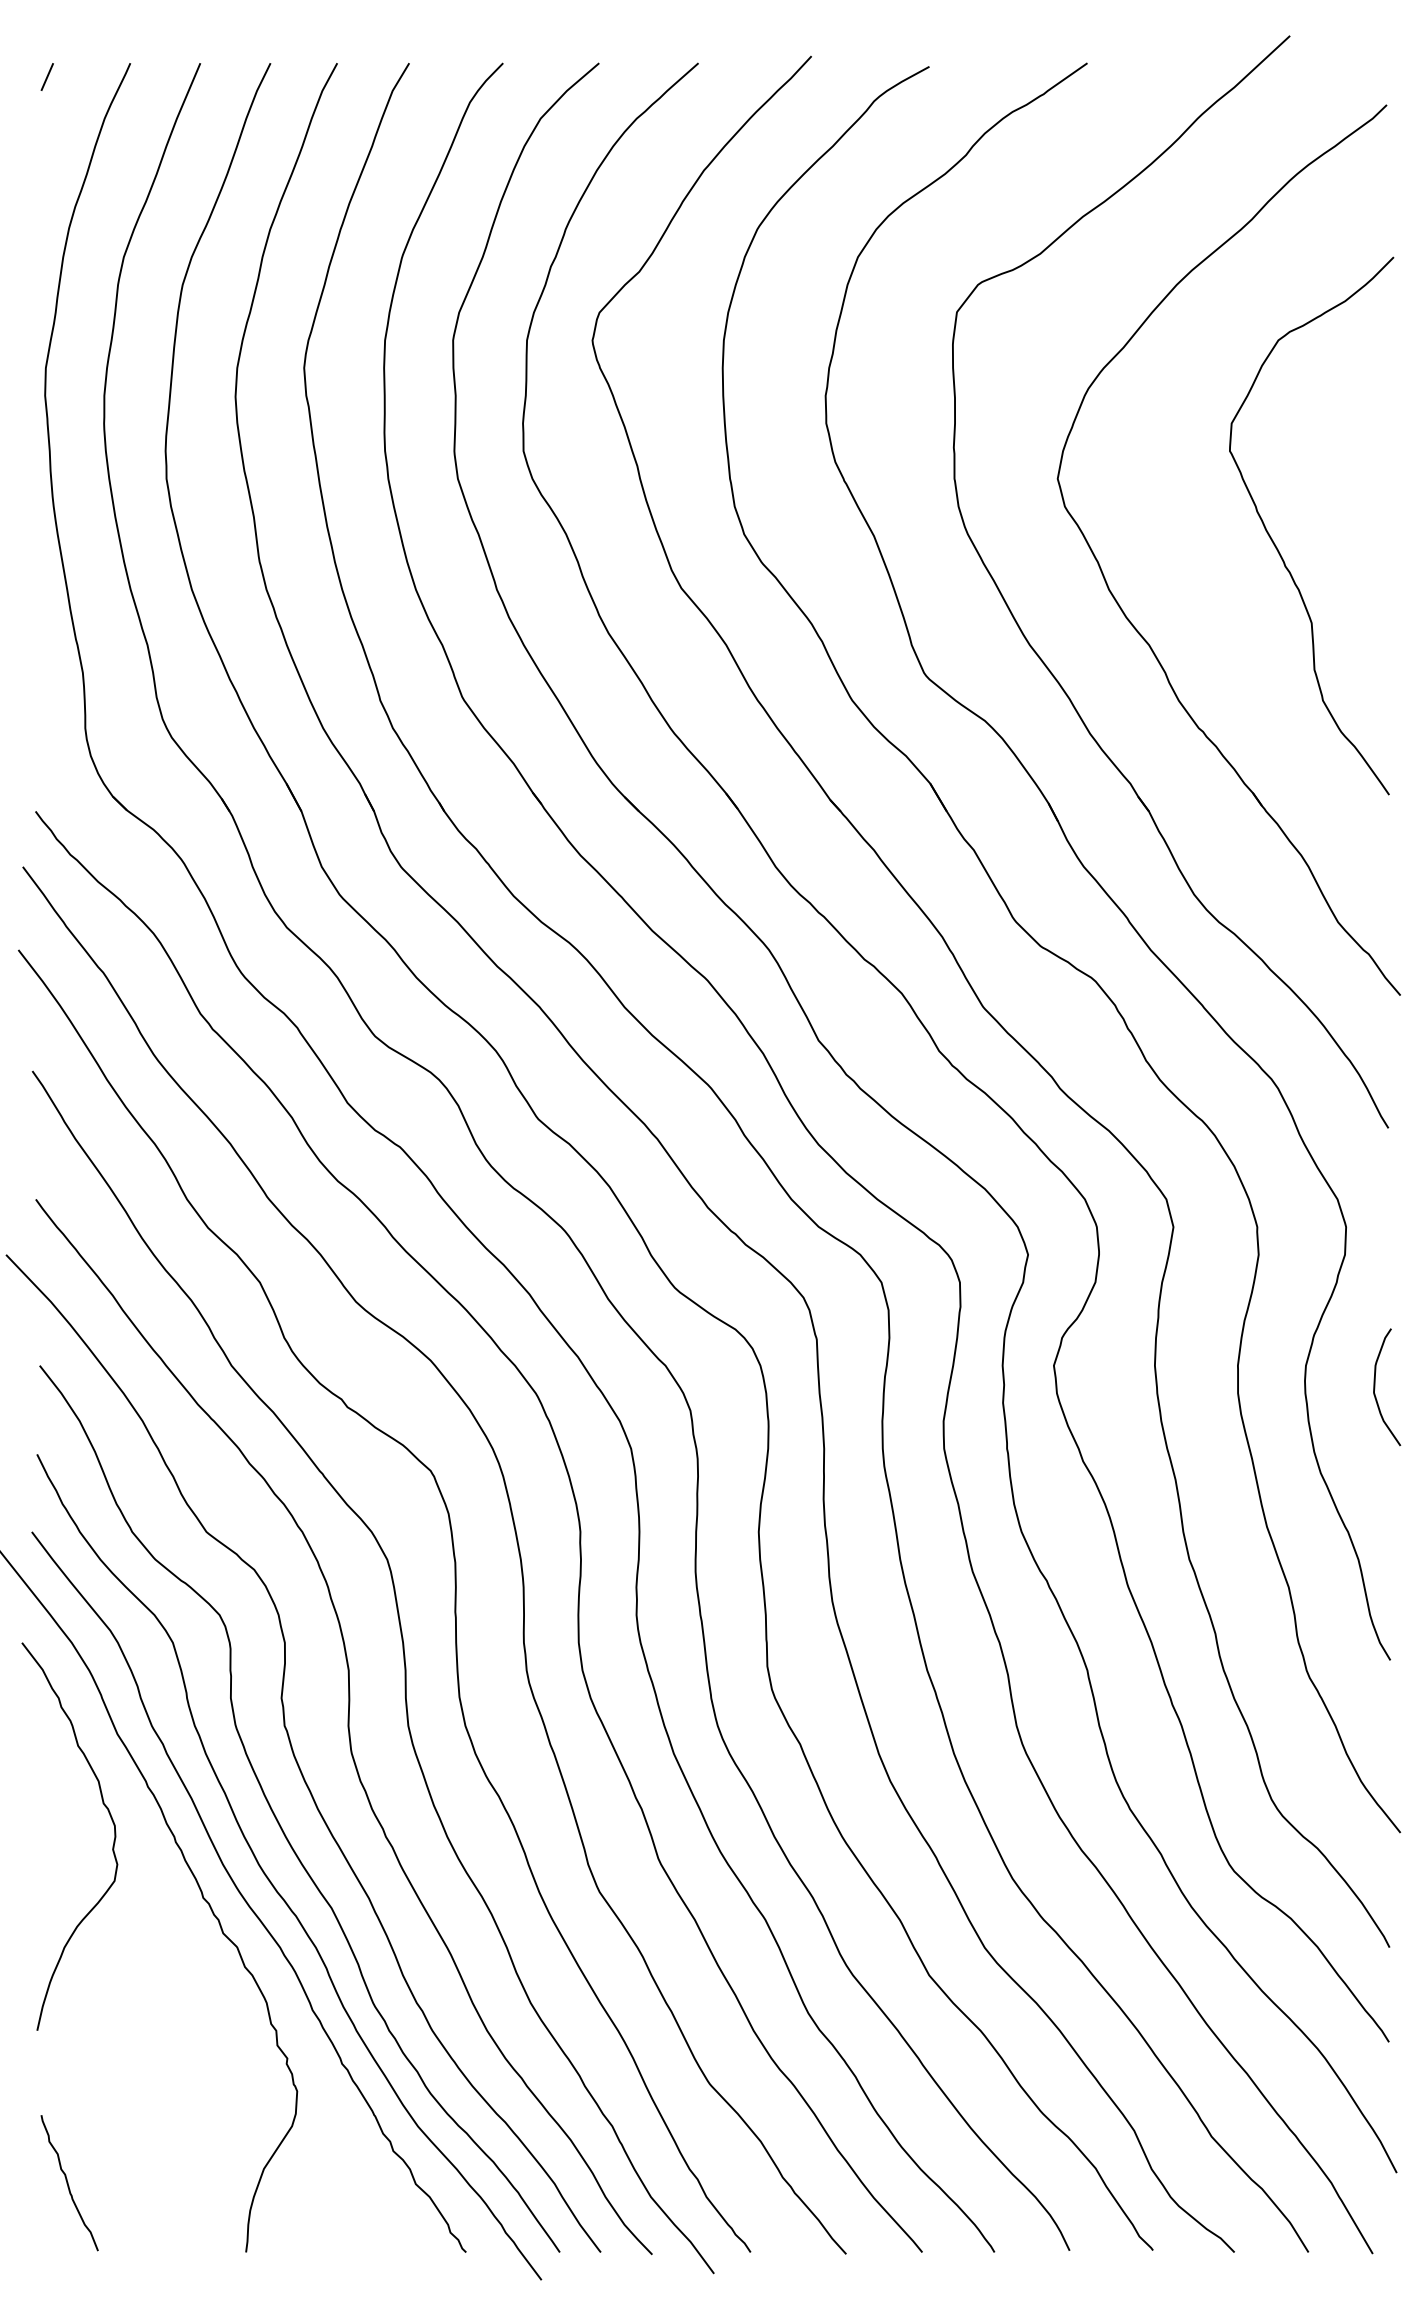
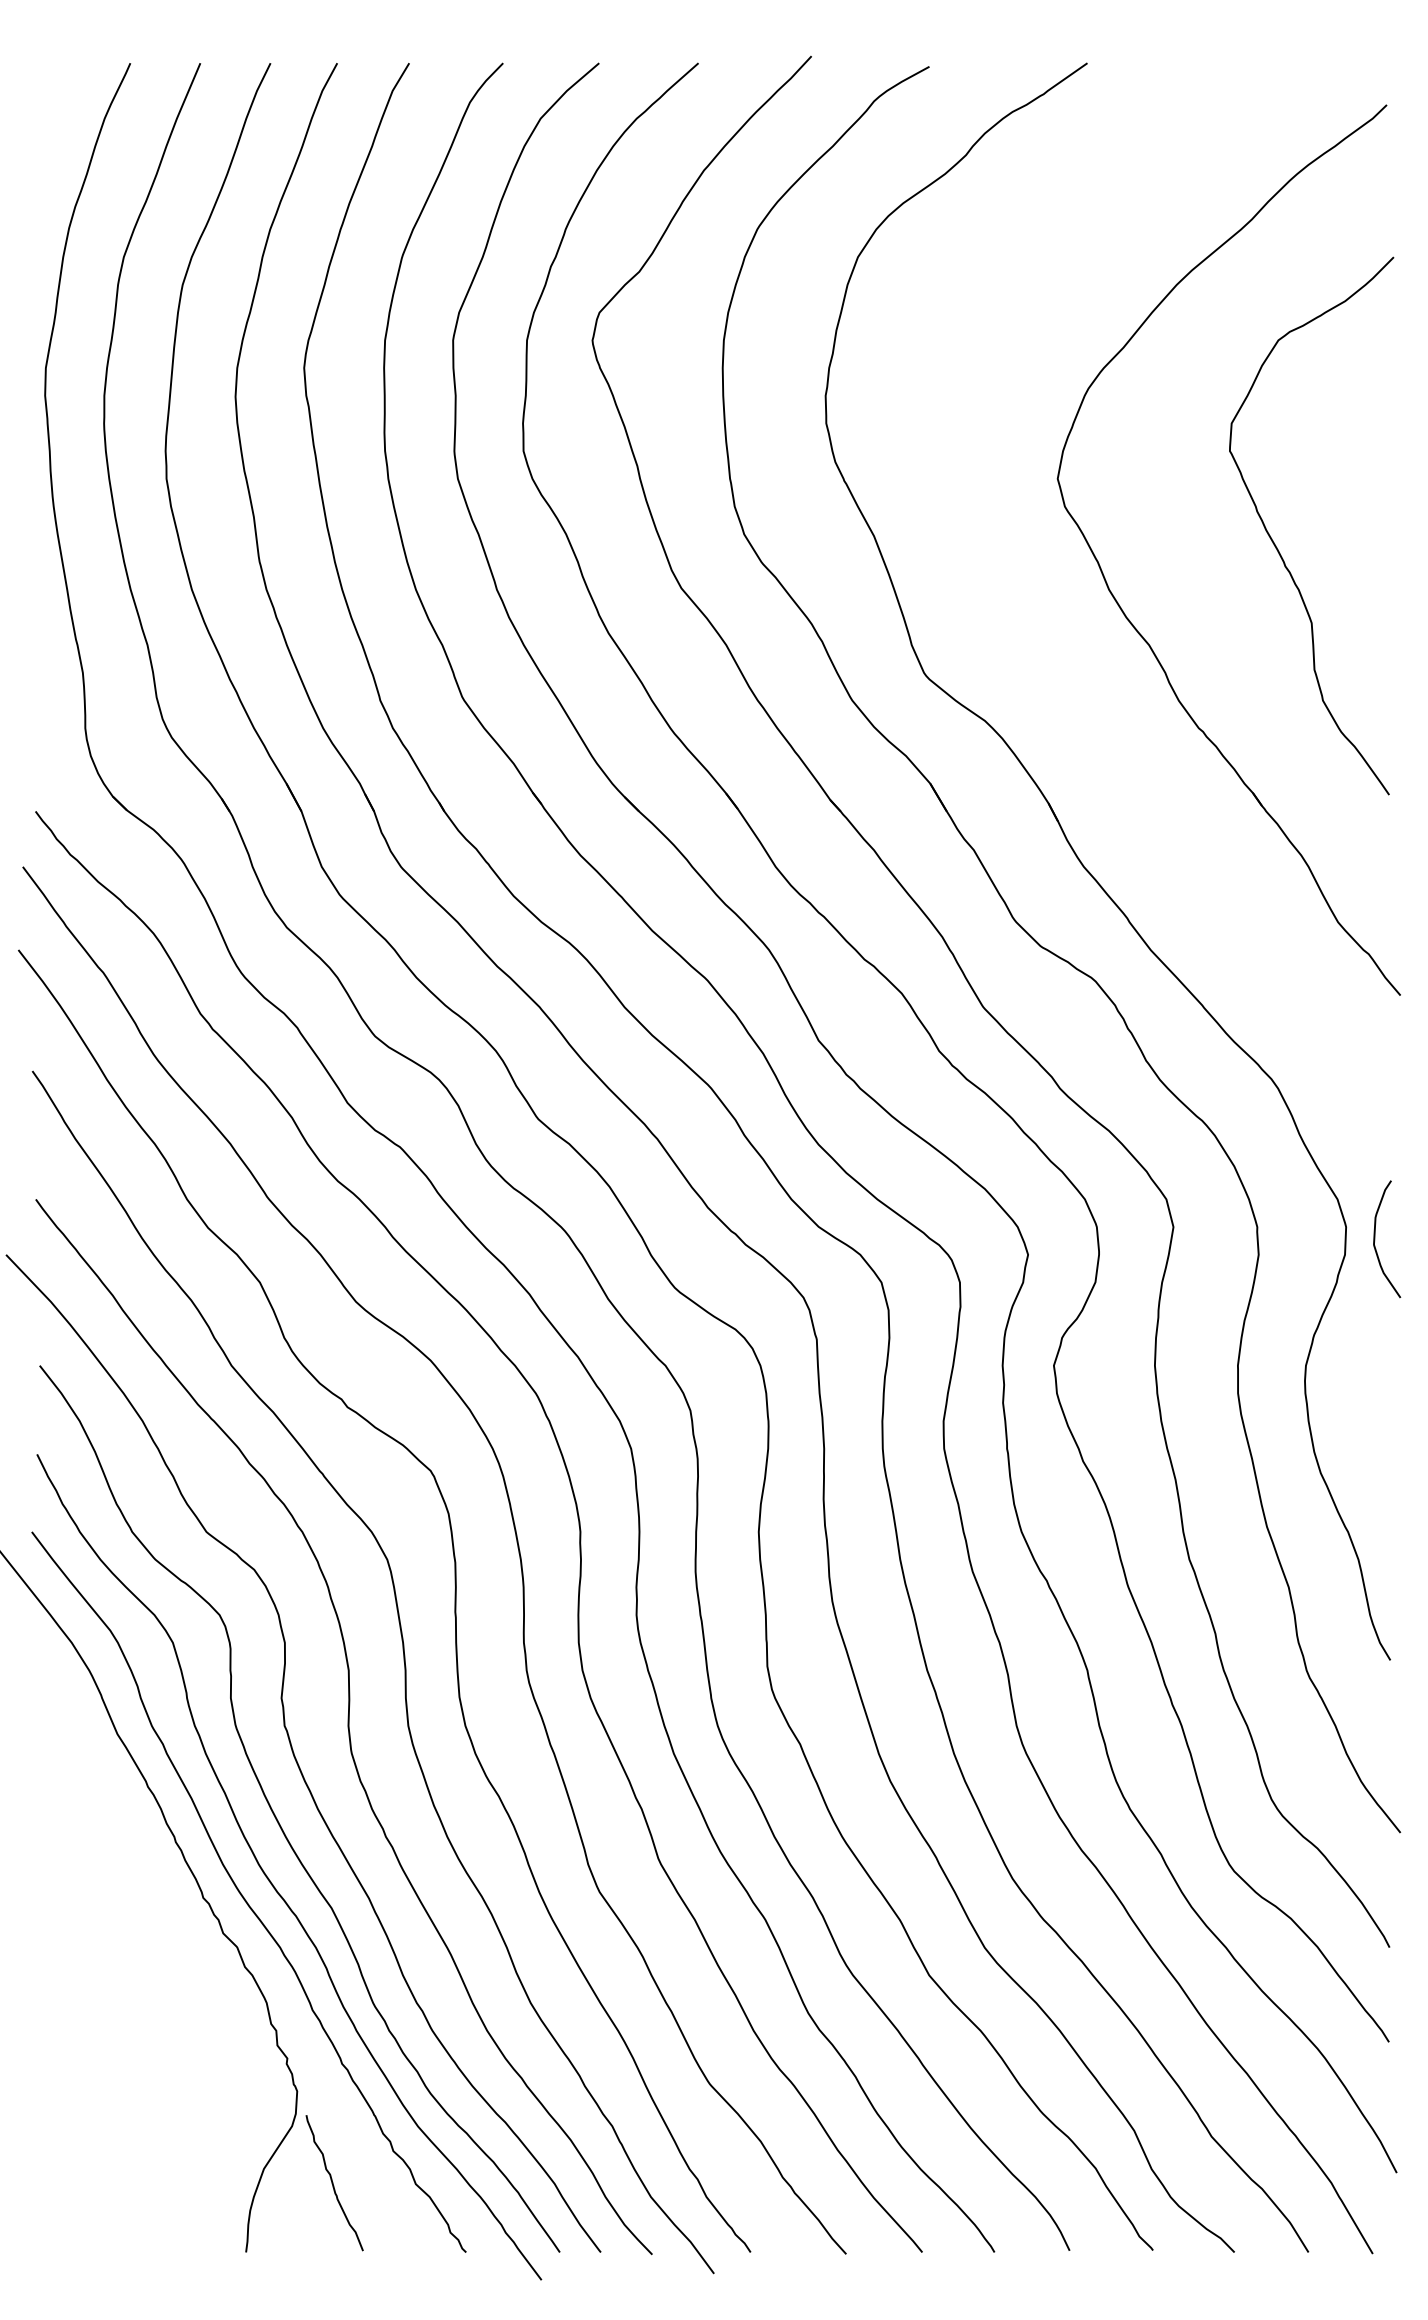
line: present -> none (46, 76)
part: present -> none (1051, 671)
curve position: (1375, 1387) -> (1375, 1239) (1375, 1239)
curve: present -> none (112, 1845)
curve position: (68, 2183) -> (333, 2183) (333, 2183)
